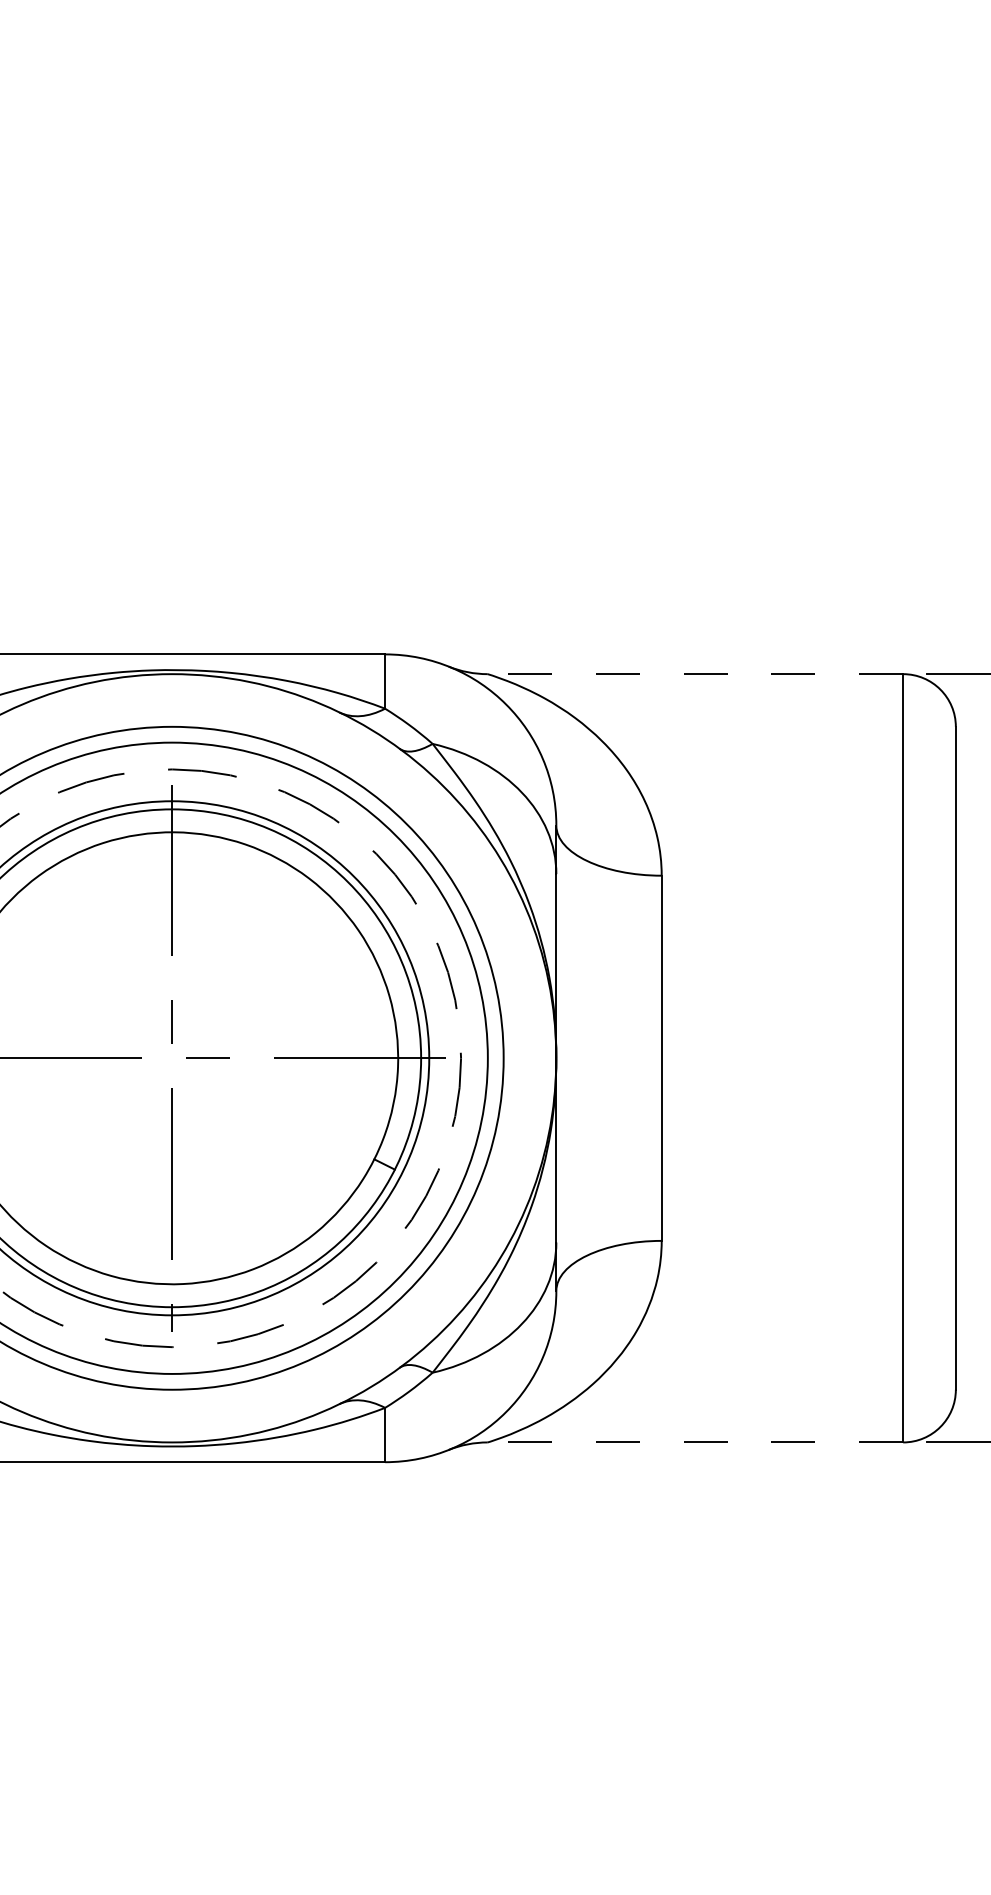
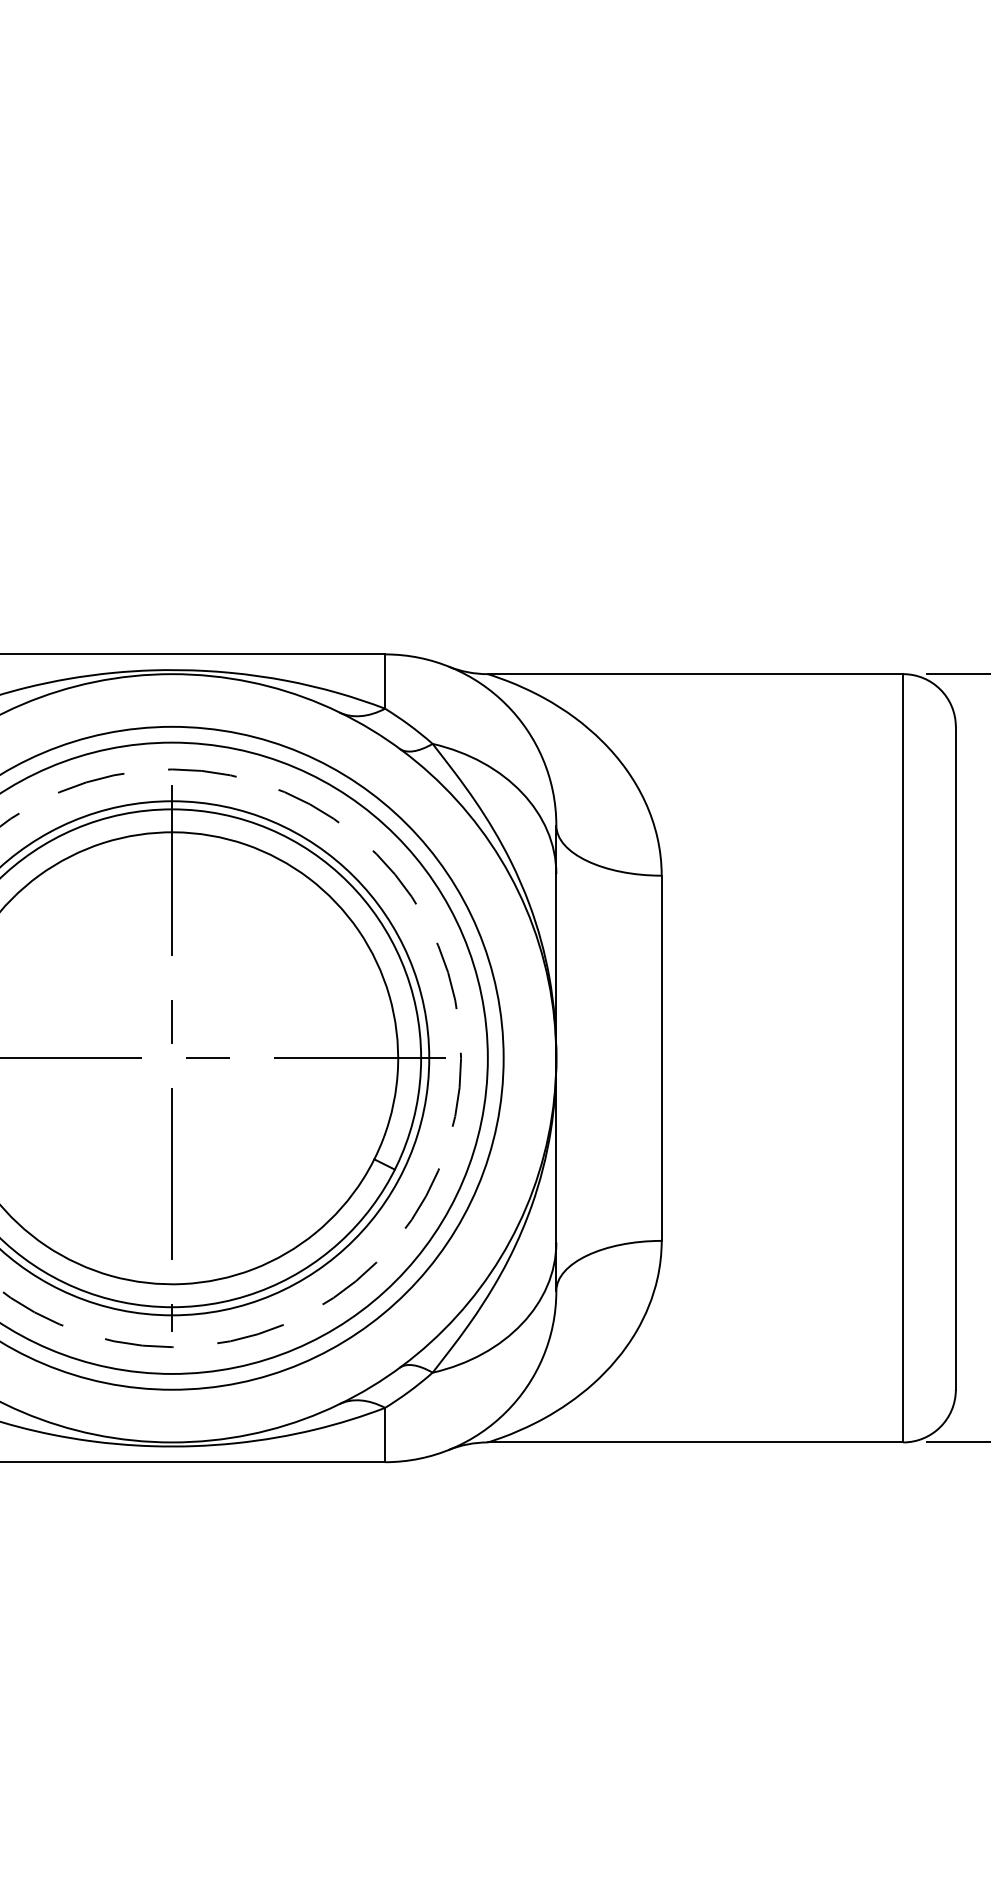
line: dashed -> solid (695, 674)
line: dashed -> solid (695, 1442)
